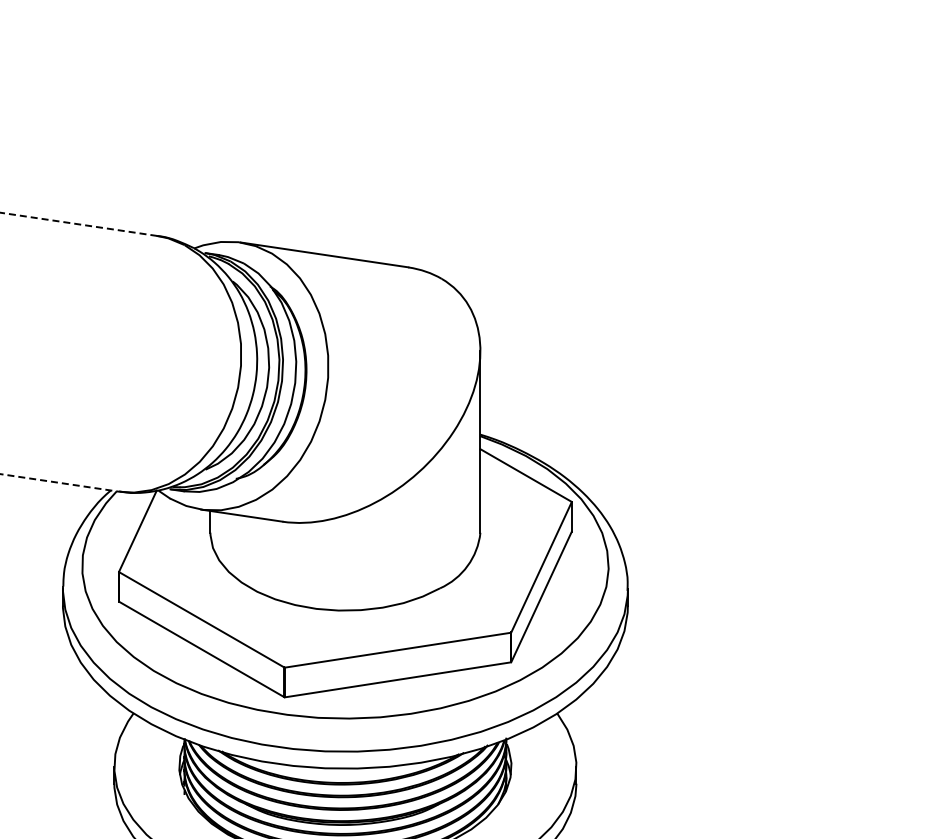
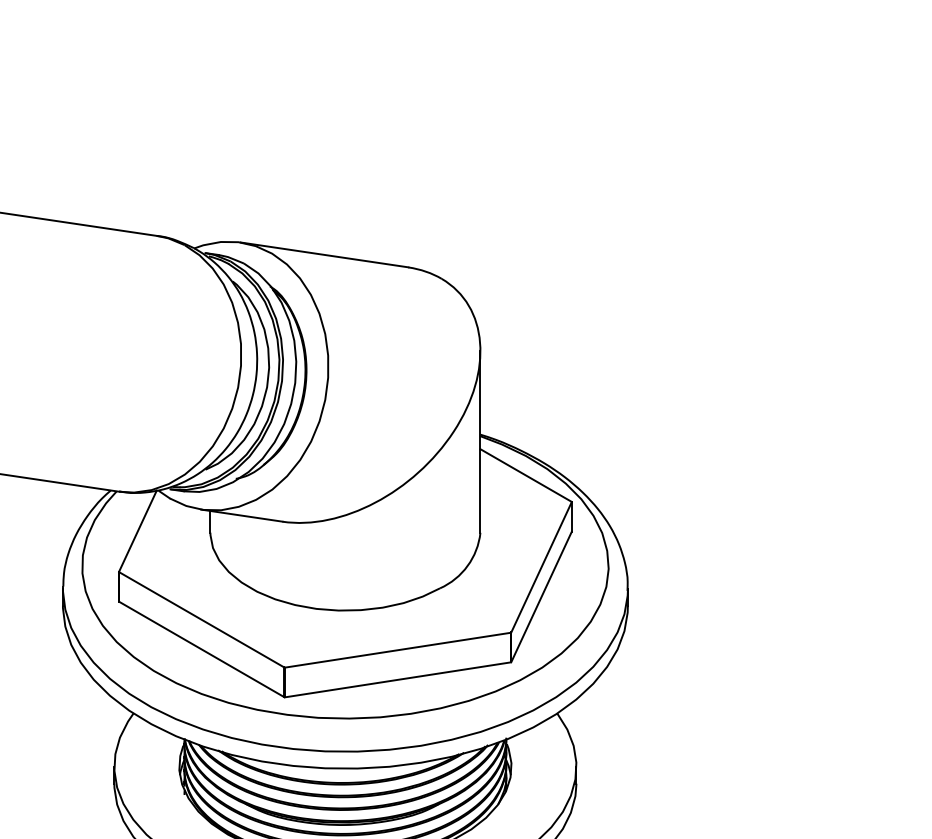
line: dashed -> solid (78, 224)
line: dashed -> solid (60, 482)
